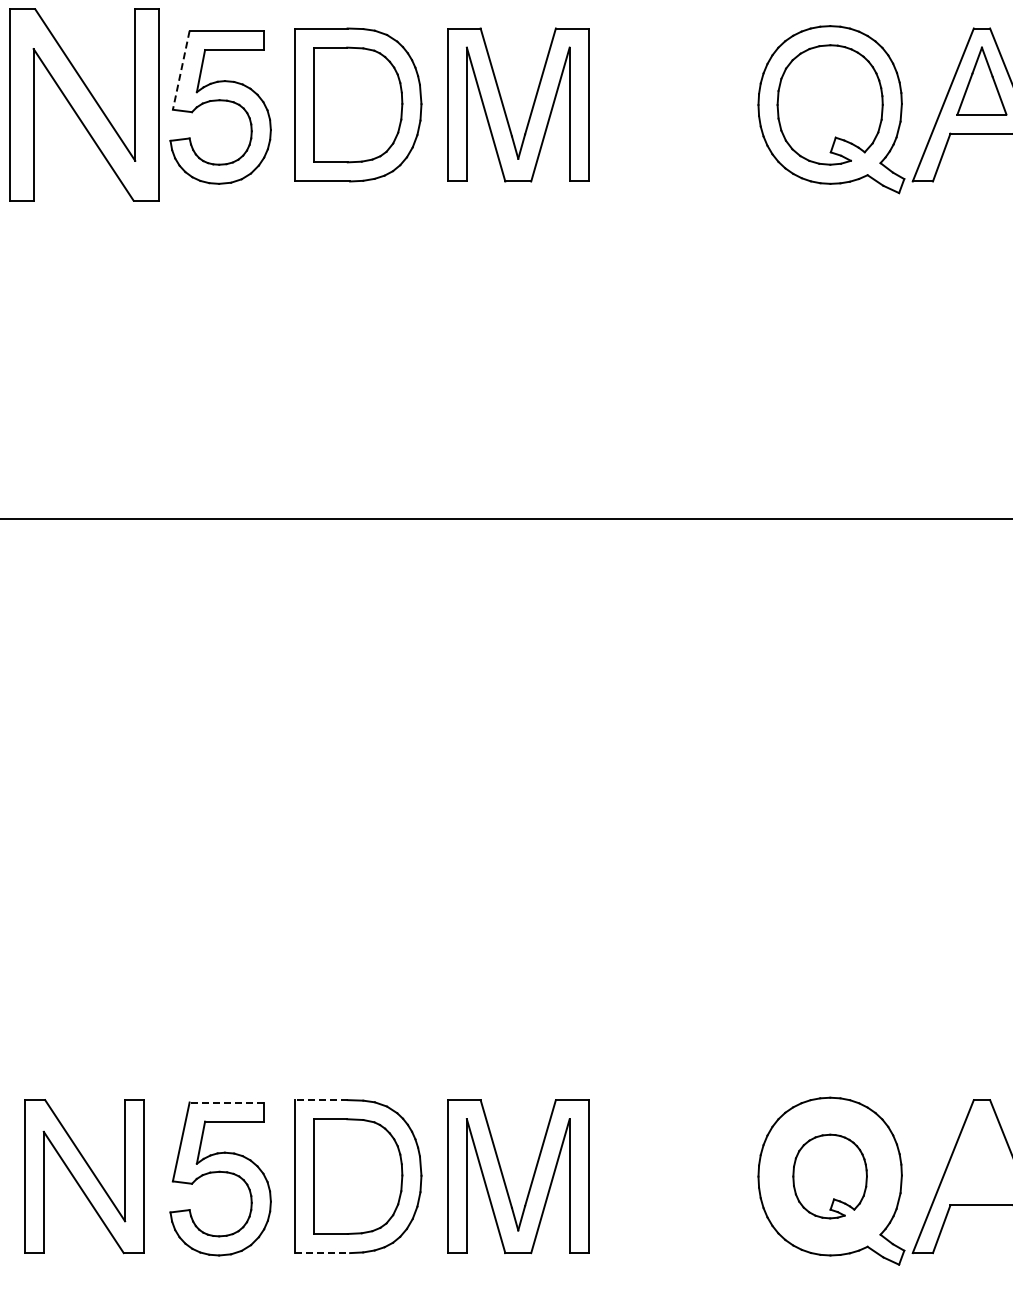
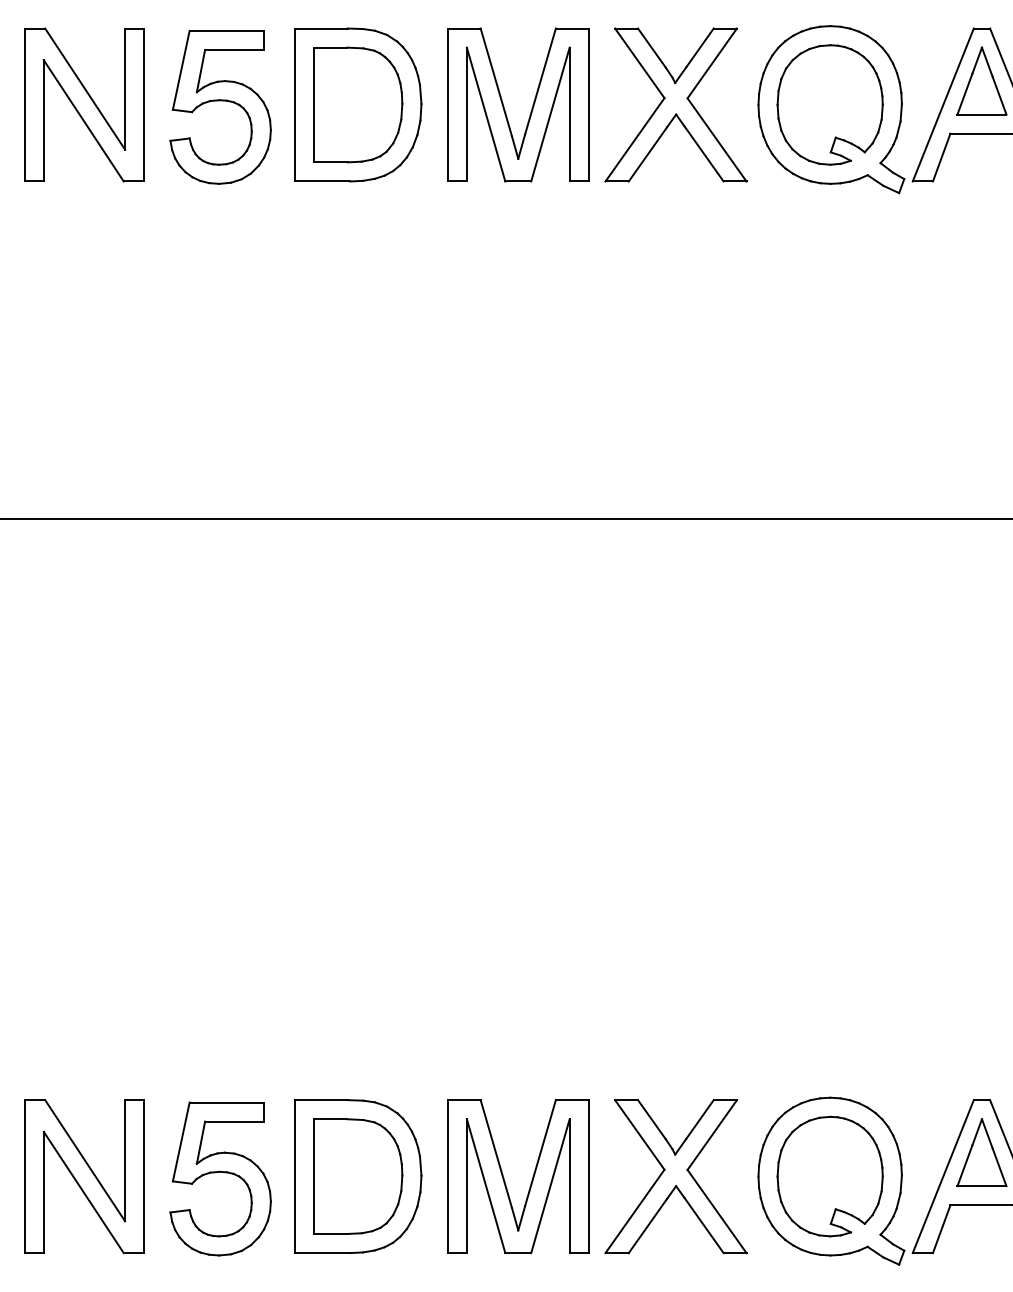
line: dashed -> solid (181, 70)
part size: 151x194 px -> 121x156 px (84, 104)
part: none -> present (675, 104)
line: dashed -> solid (320, 1100)
line: dashed -> solid (226, 1102)
part: none -> present (981, 1152)
part: none -> present (675, 1176)
part size: 76x87 px -> 108x123 px (829, 1176)
line: dashed -> solid (322, 1253)
